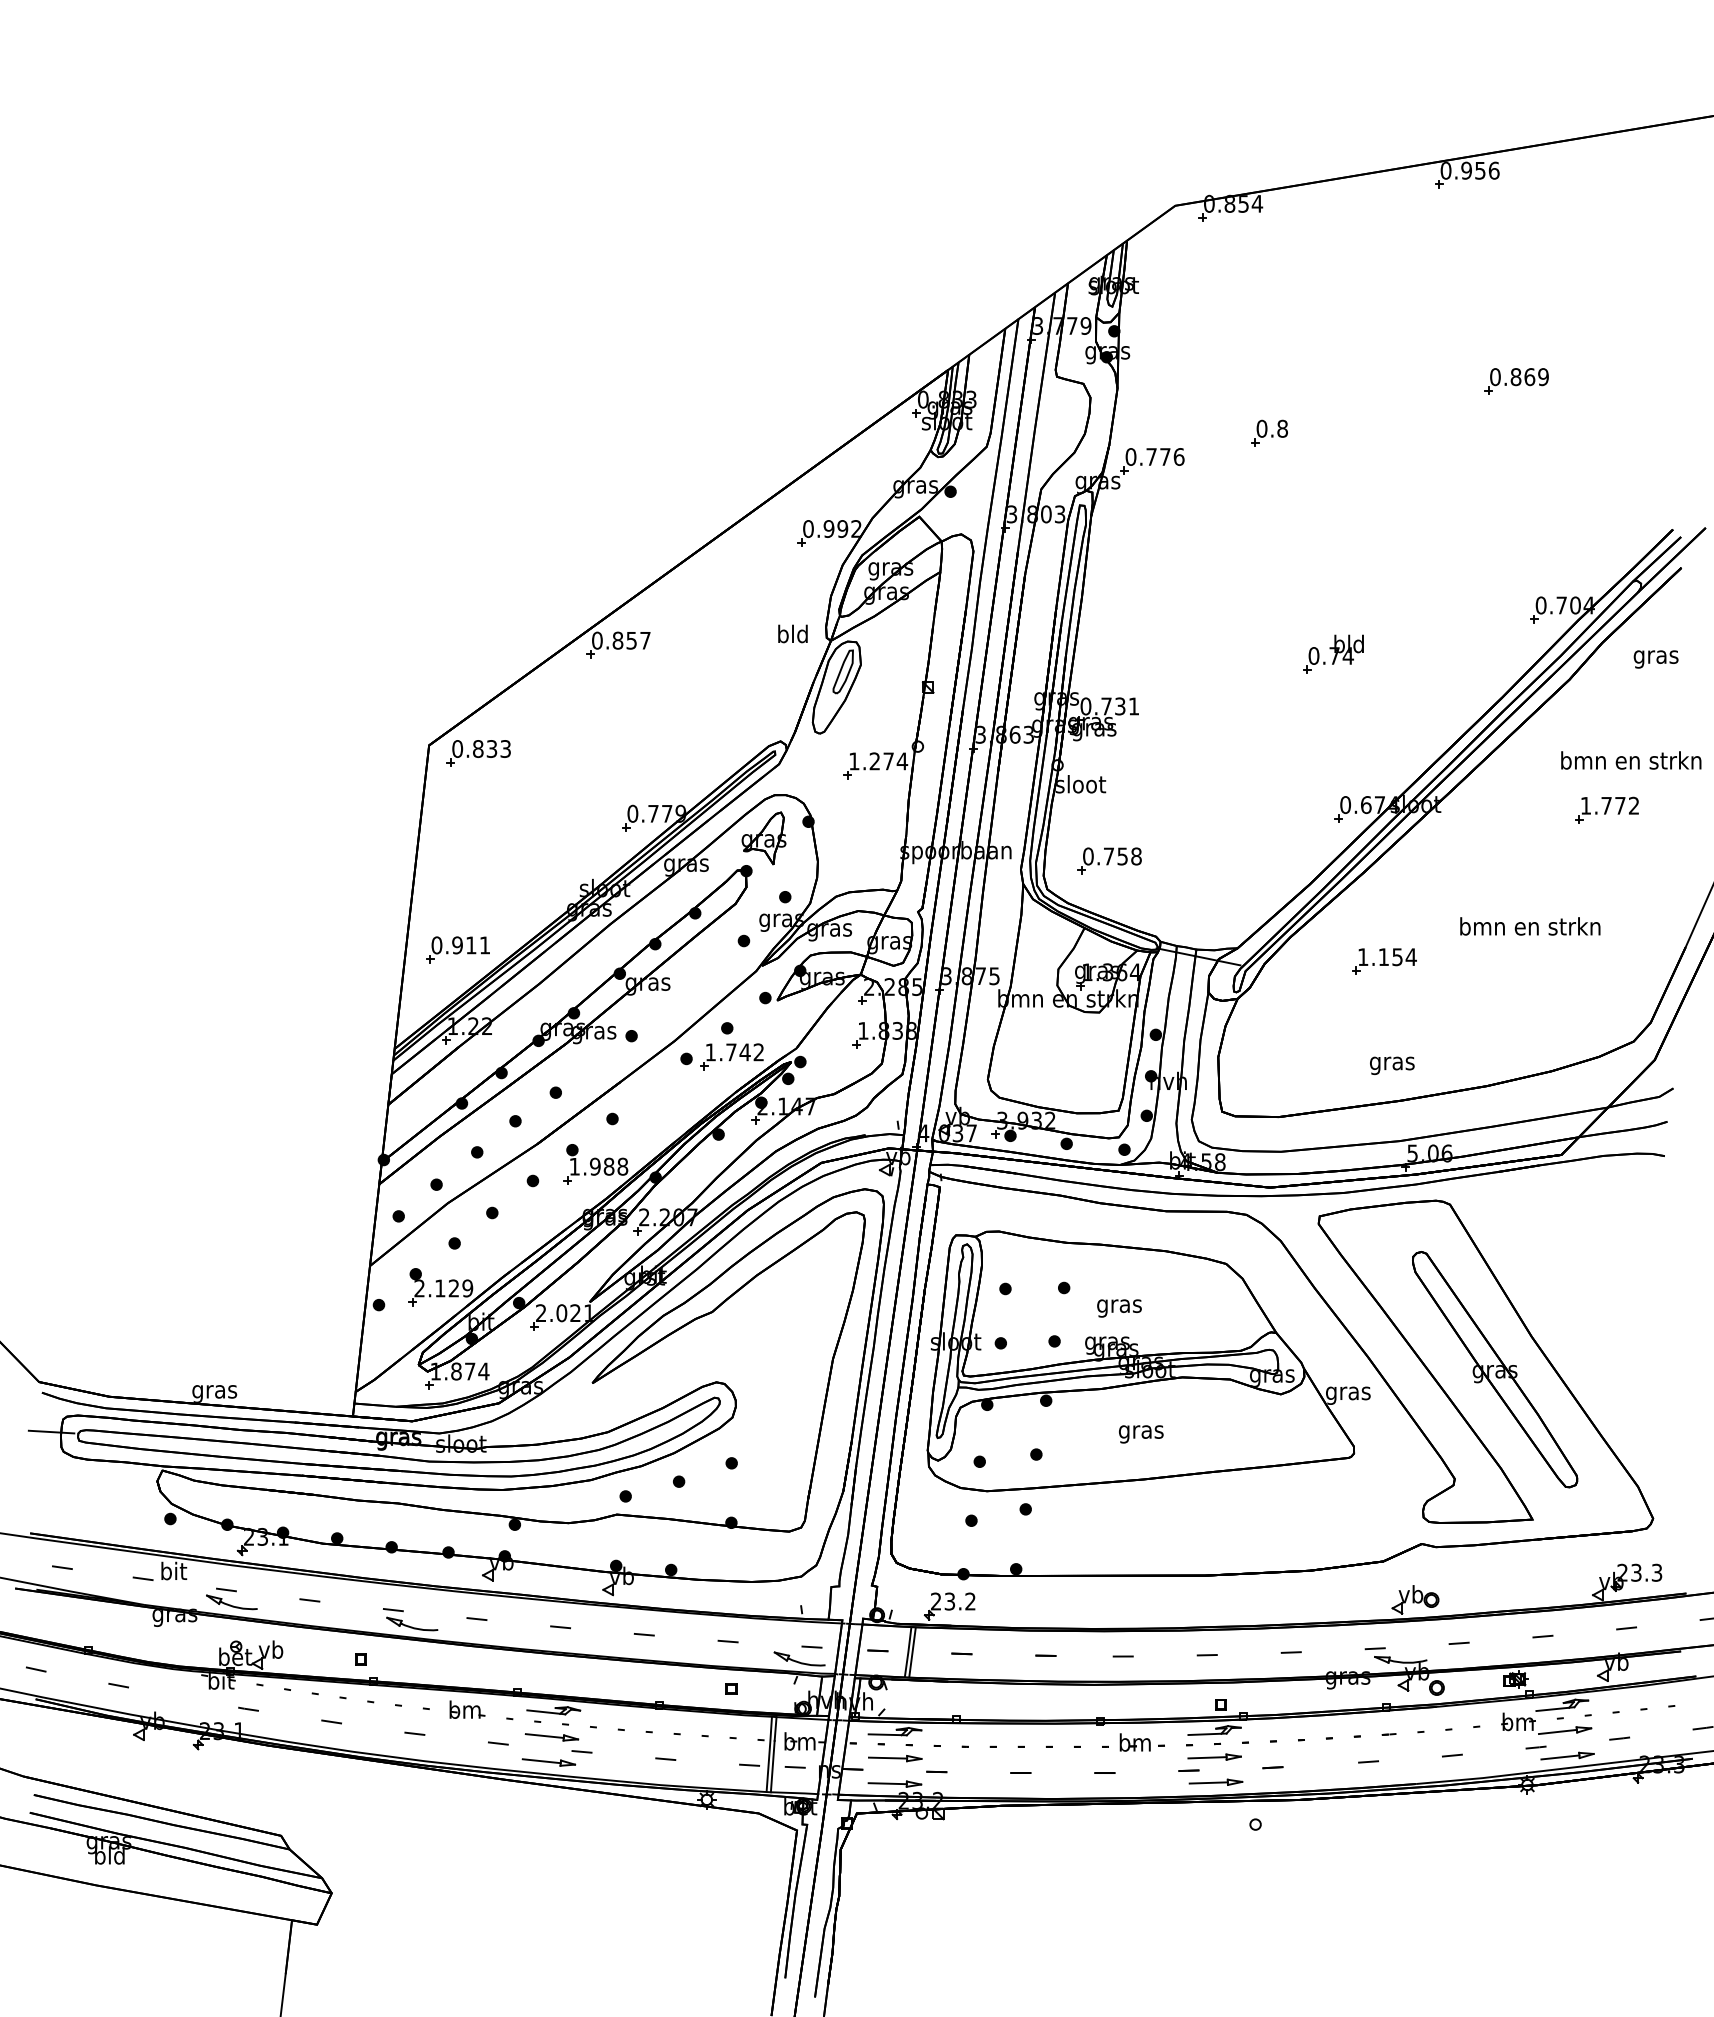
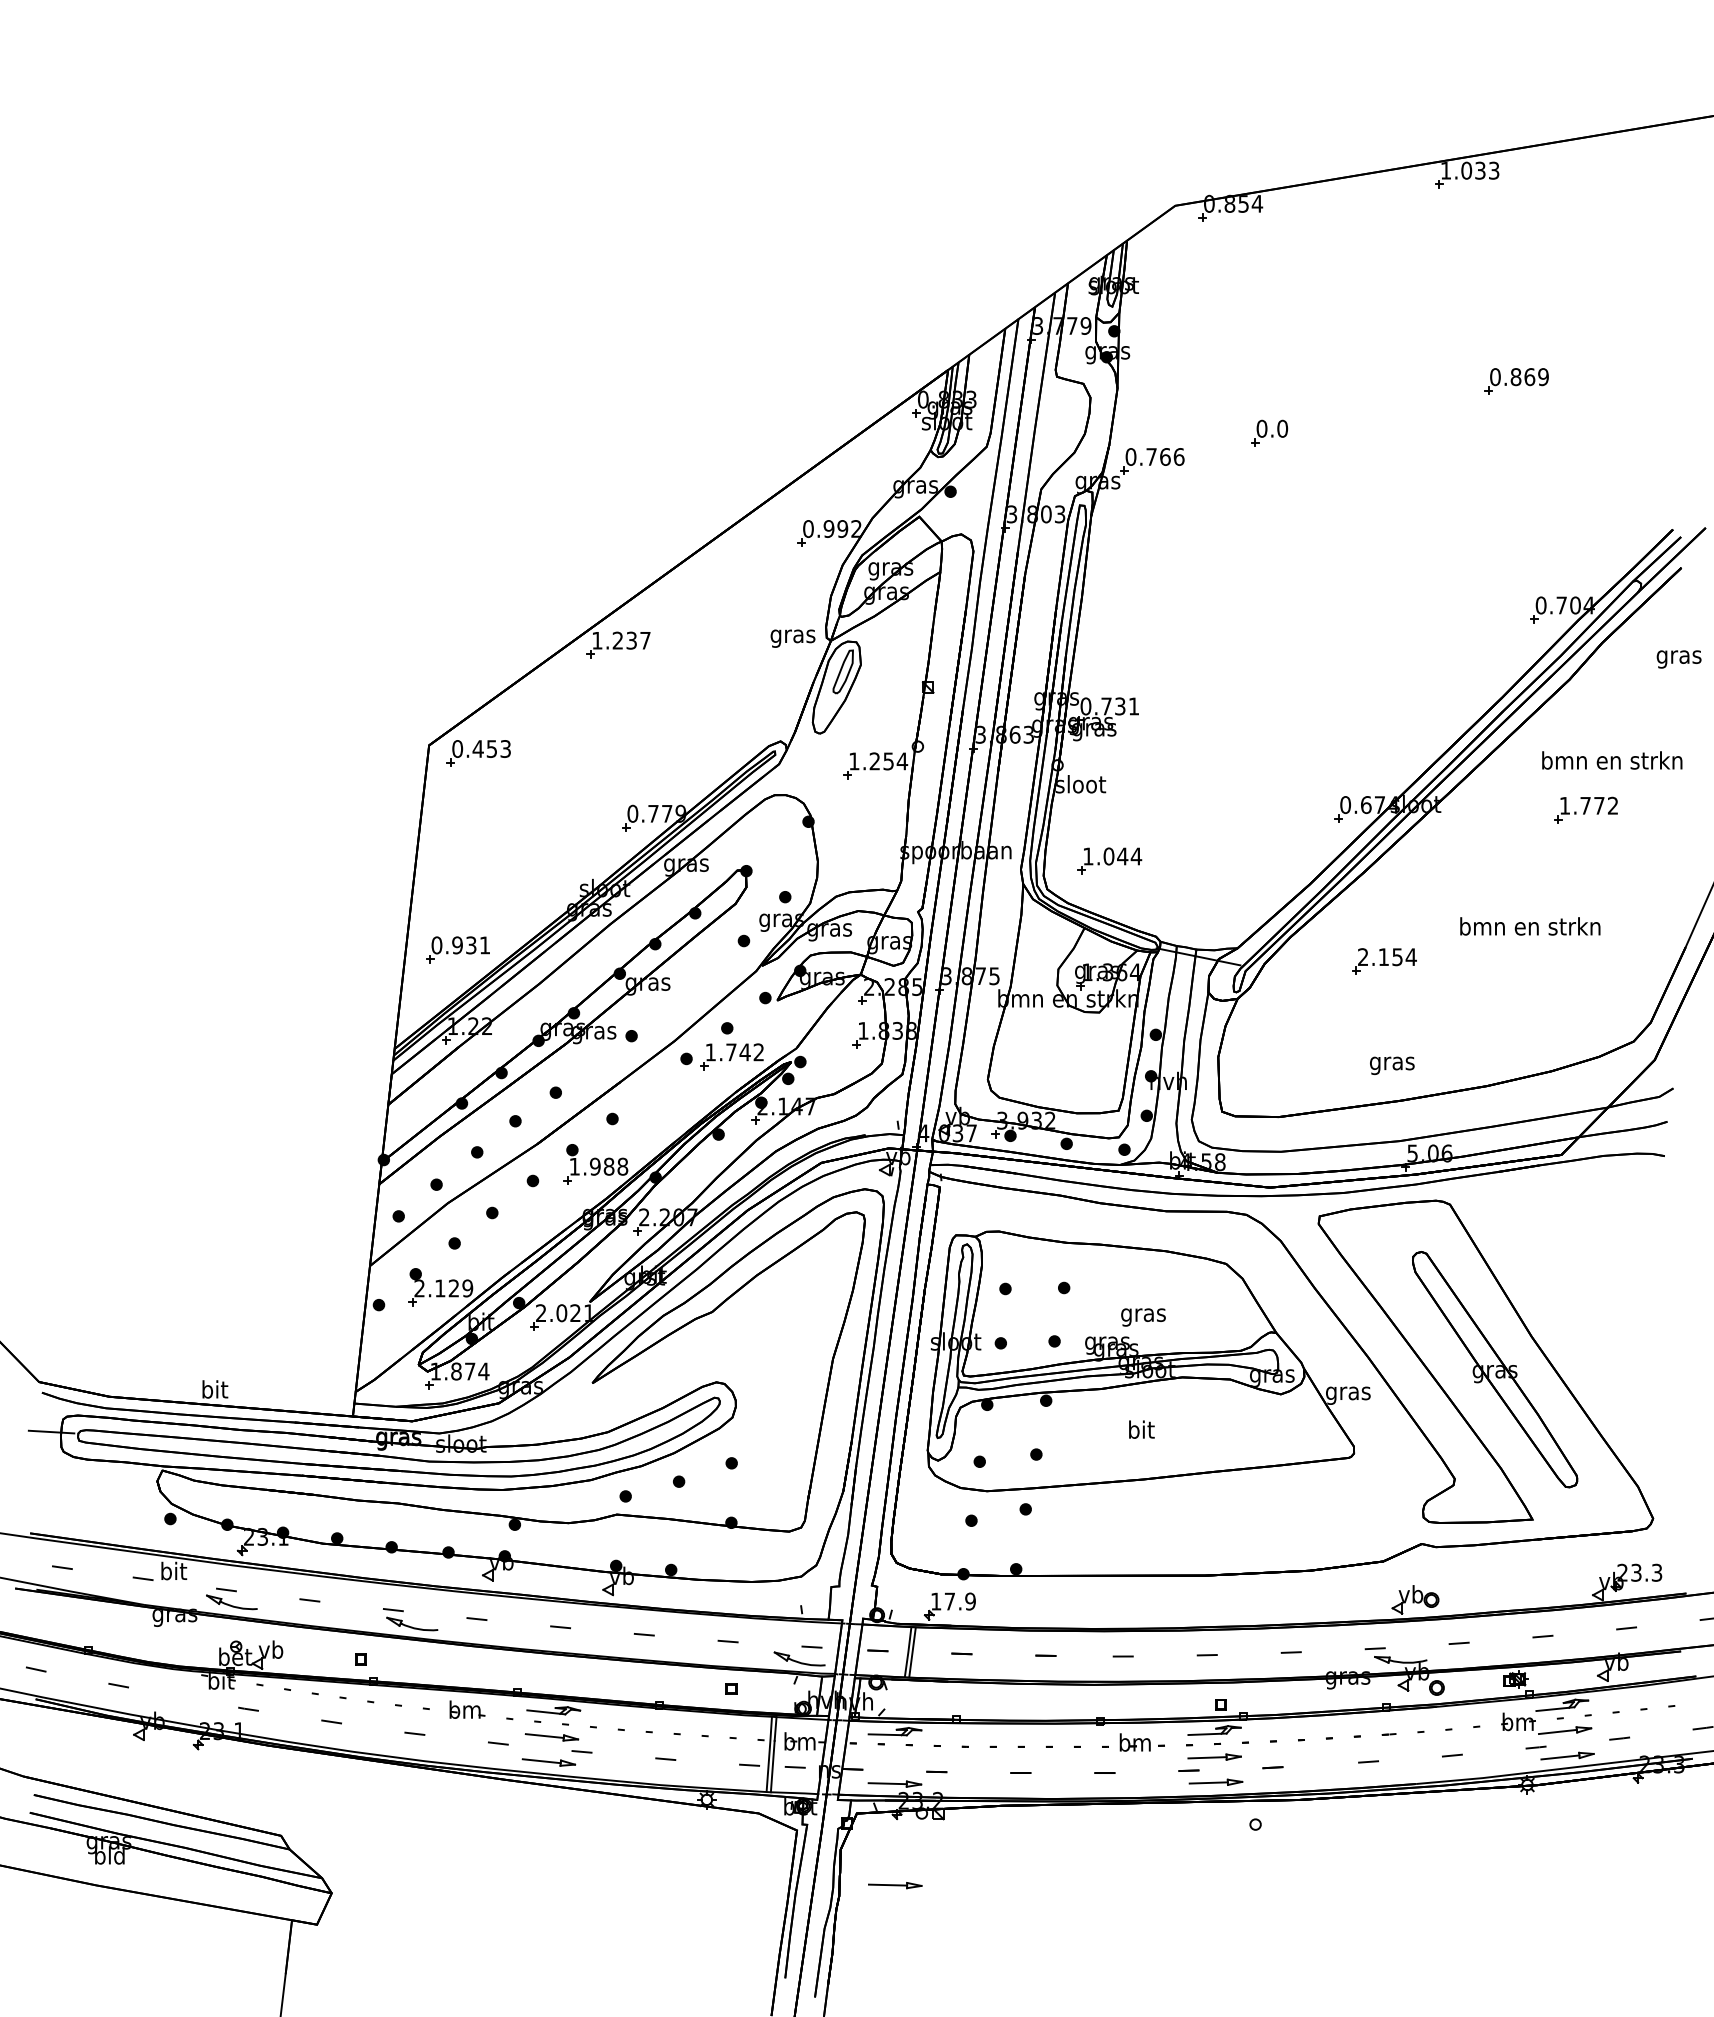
text: 0.956 -> 1.033 (1469, 170)
text: 0.8 -> 0.0 (1282, 428)
text: 0.776 -> 0.766 (1165, 456)
text: bld -> gras (792, 635)
text: 0.857 -> 1.237 (614, 640)
part: present -> none (1333, 653)
text position: (1655, 659) -> (1678, 659) (1678, 659)
text: 0.833 -> 0.453 (484, 748)
text position: (1631, 760) -> (1612, 760) (1612, 760)
text: 1.274 -> 1.254 (888, 761)
part position: (1606, 809) -> (1585, 809) (1585, 809)
part: present -> none (763, 838)
text: 0.758 -> 1.044 (1112, 856)
text: 0.911 -> 0.931 (471, 945)
text: 1.154 -> 2.154 (1363, 956)
text position: (1119, 1308) -> (1143, 1317) (1143, 1317)
text: gras -> bit (214, 1391)
text: gras -> bit (1141, 1431)
text: 23.2 -> 17.9 (953, 1601)
part position: (895, 1758) -> (895, 1885) (895, 1885)
